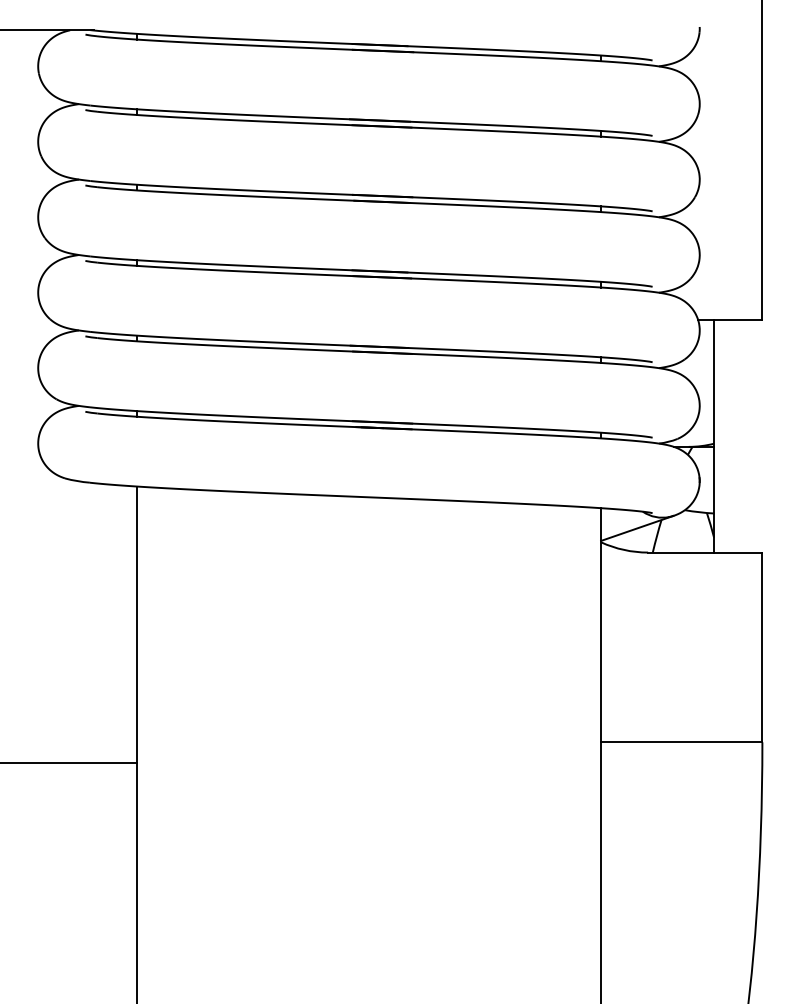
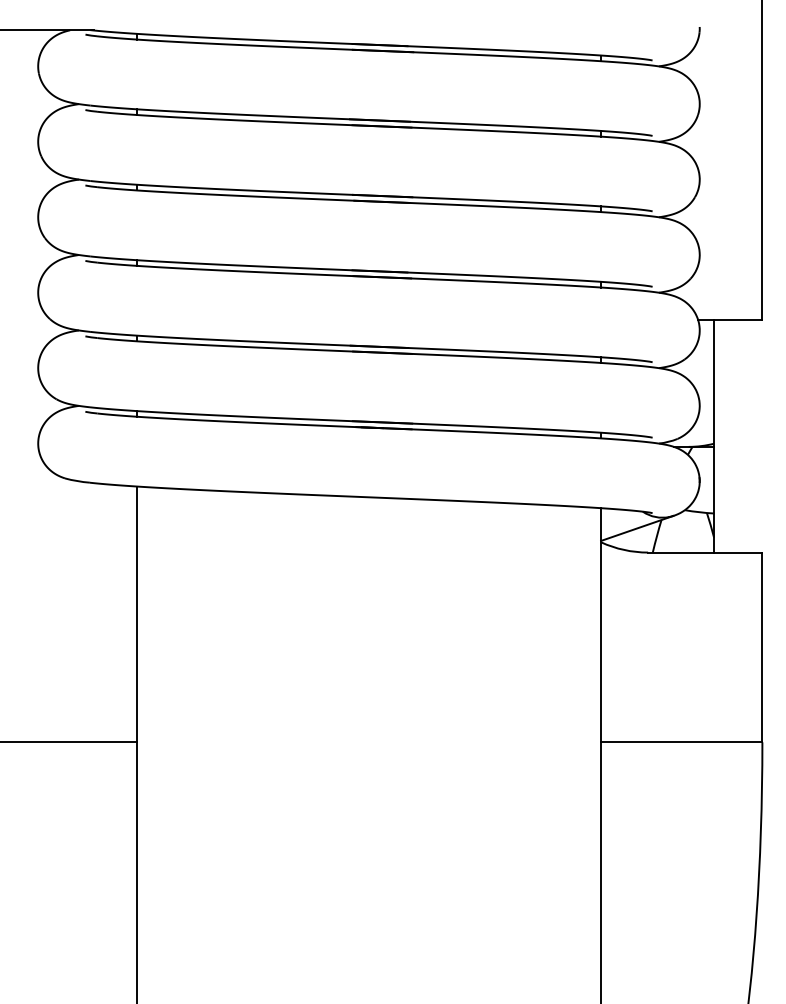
line position: (69, 763) -> (69, 742) (69, 742)
